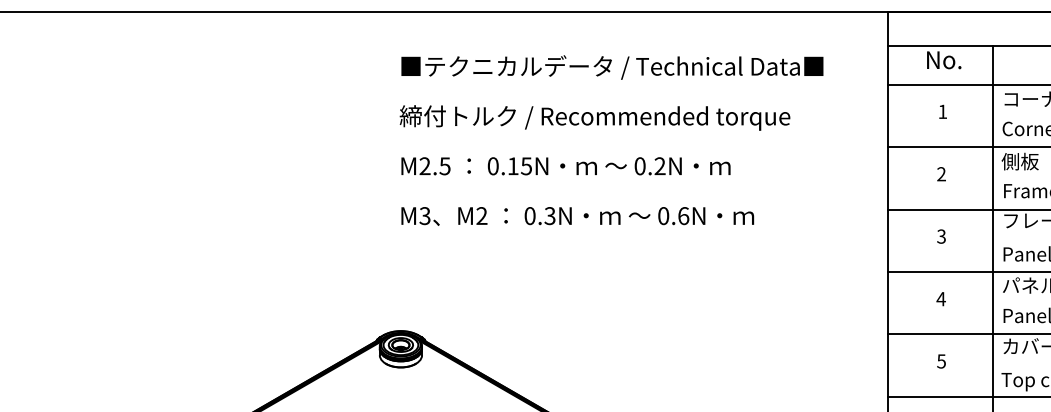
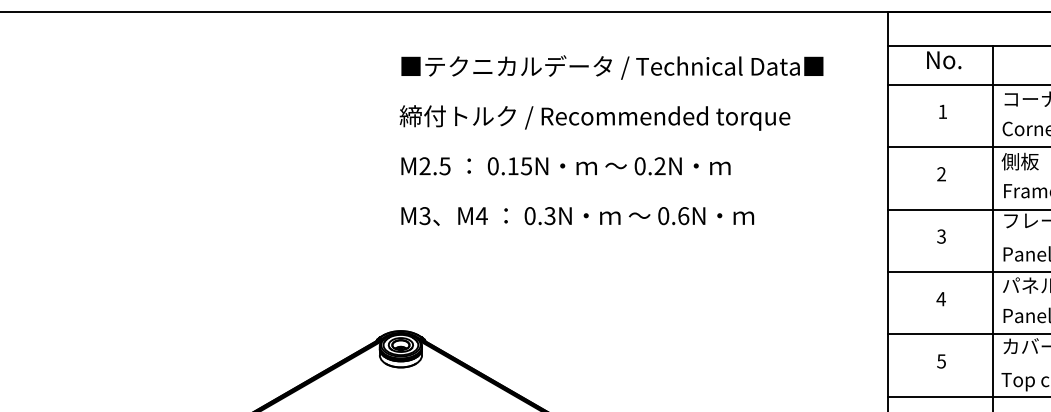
text: M2 -> M4 (481, 215)
